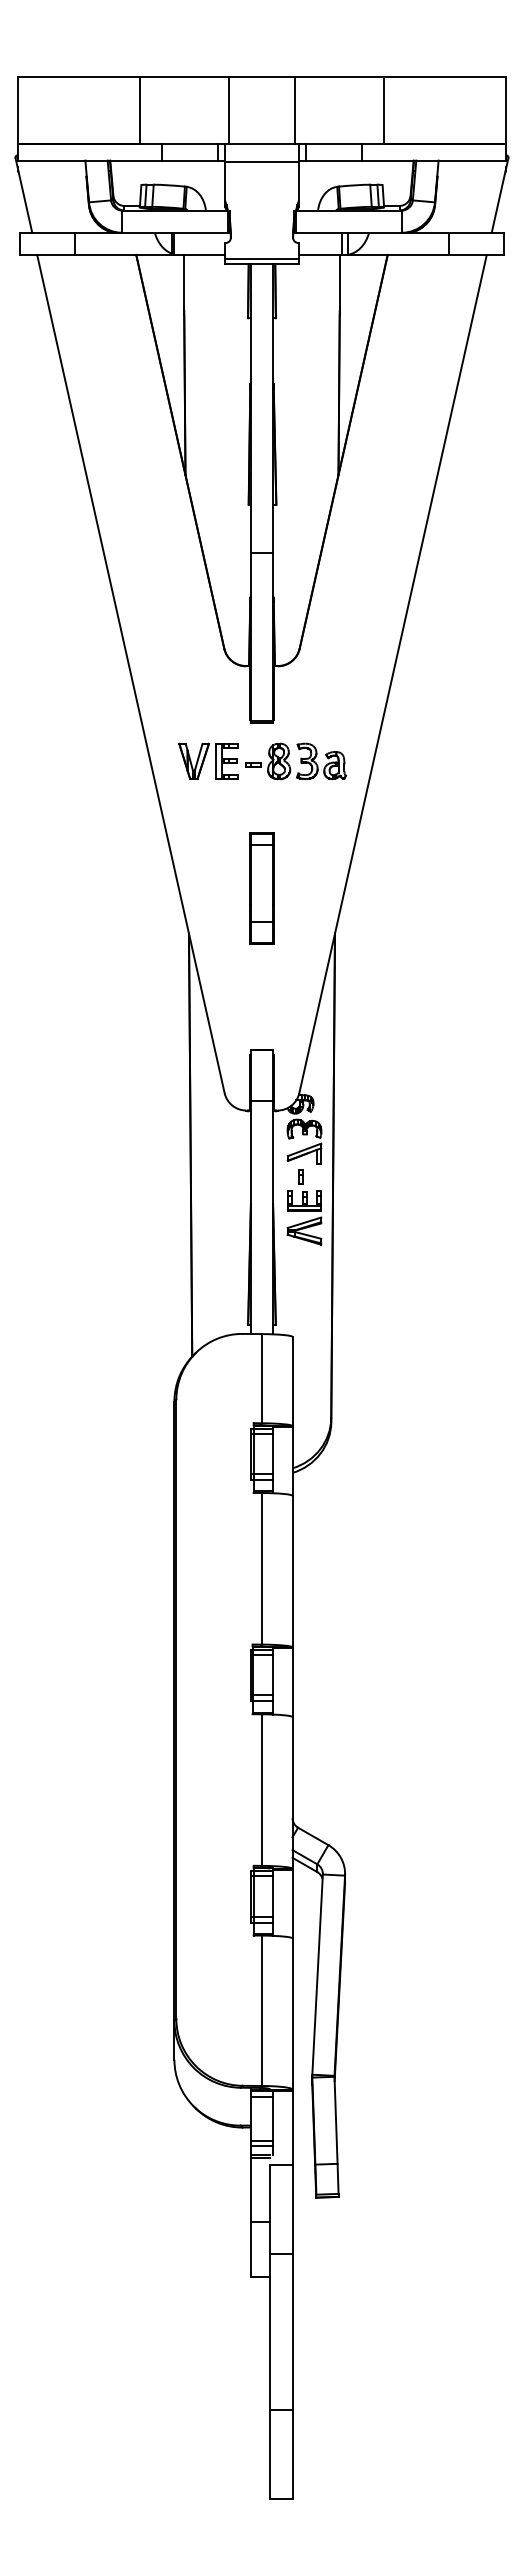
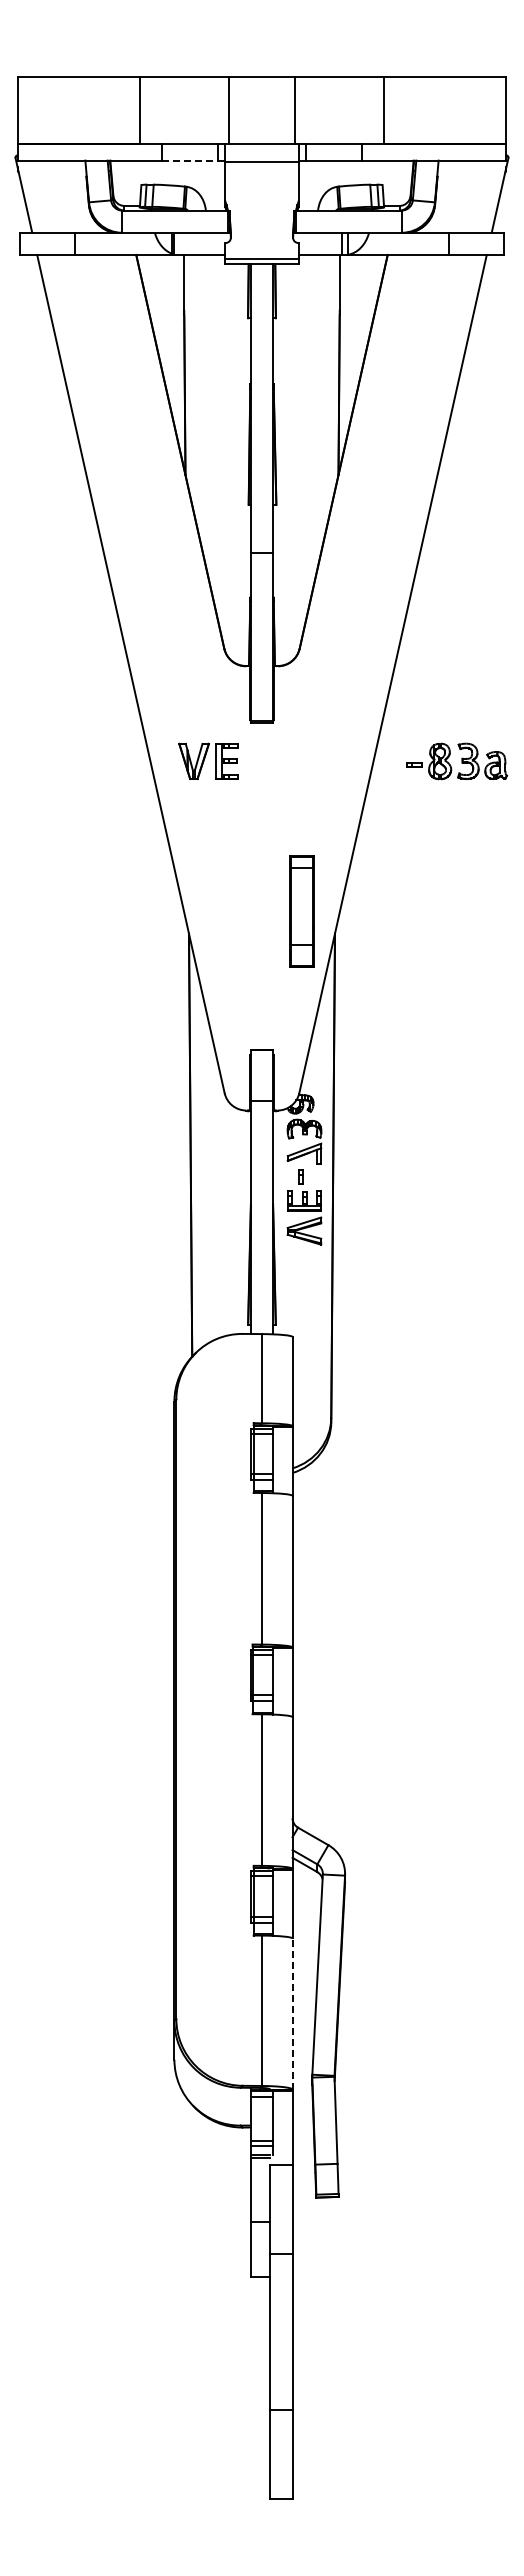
line: solid -> dashed (189, 160)
part position: (295, 761) -> (456, 761) (456, 761)
part position: (261, 888) -> (301, 911) (301, 911)
line: solid -> dashed (292, 2014)
